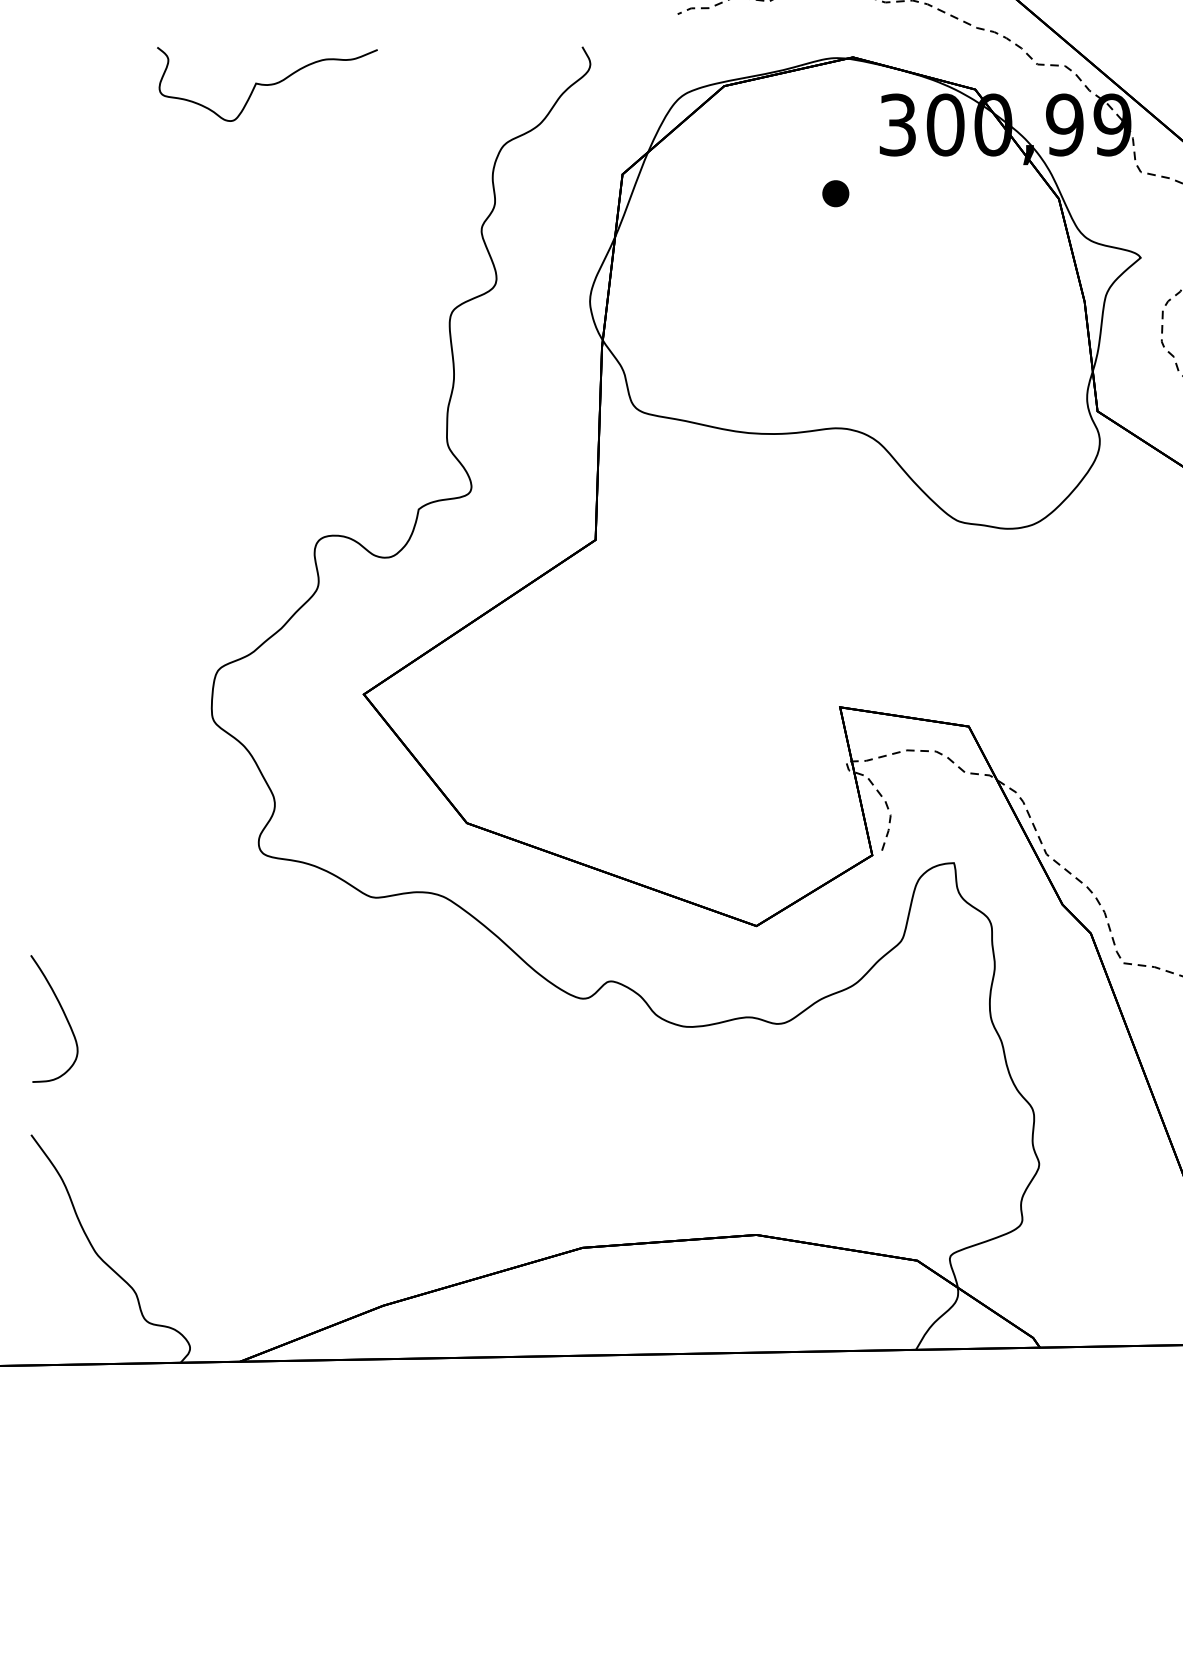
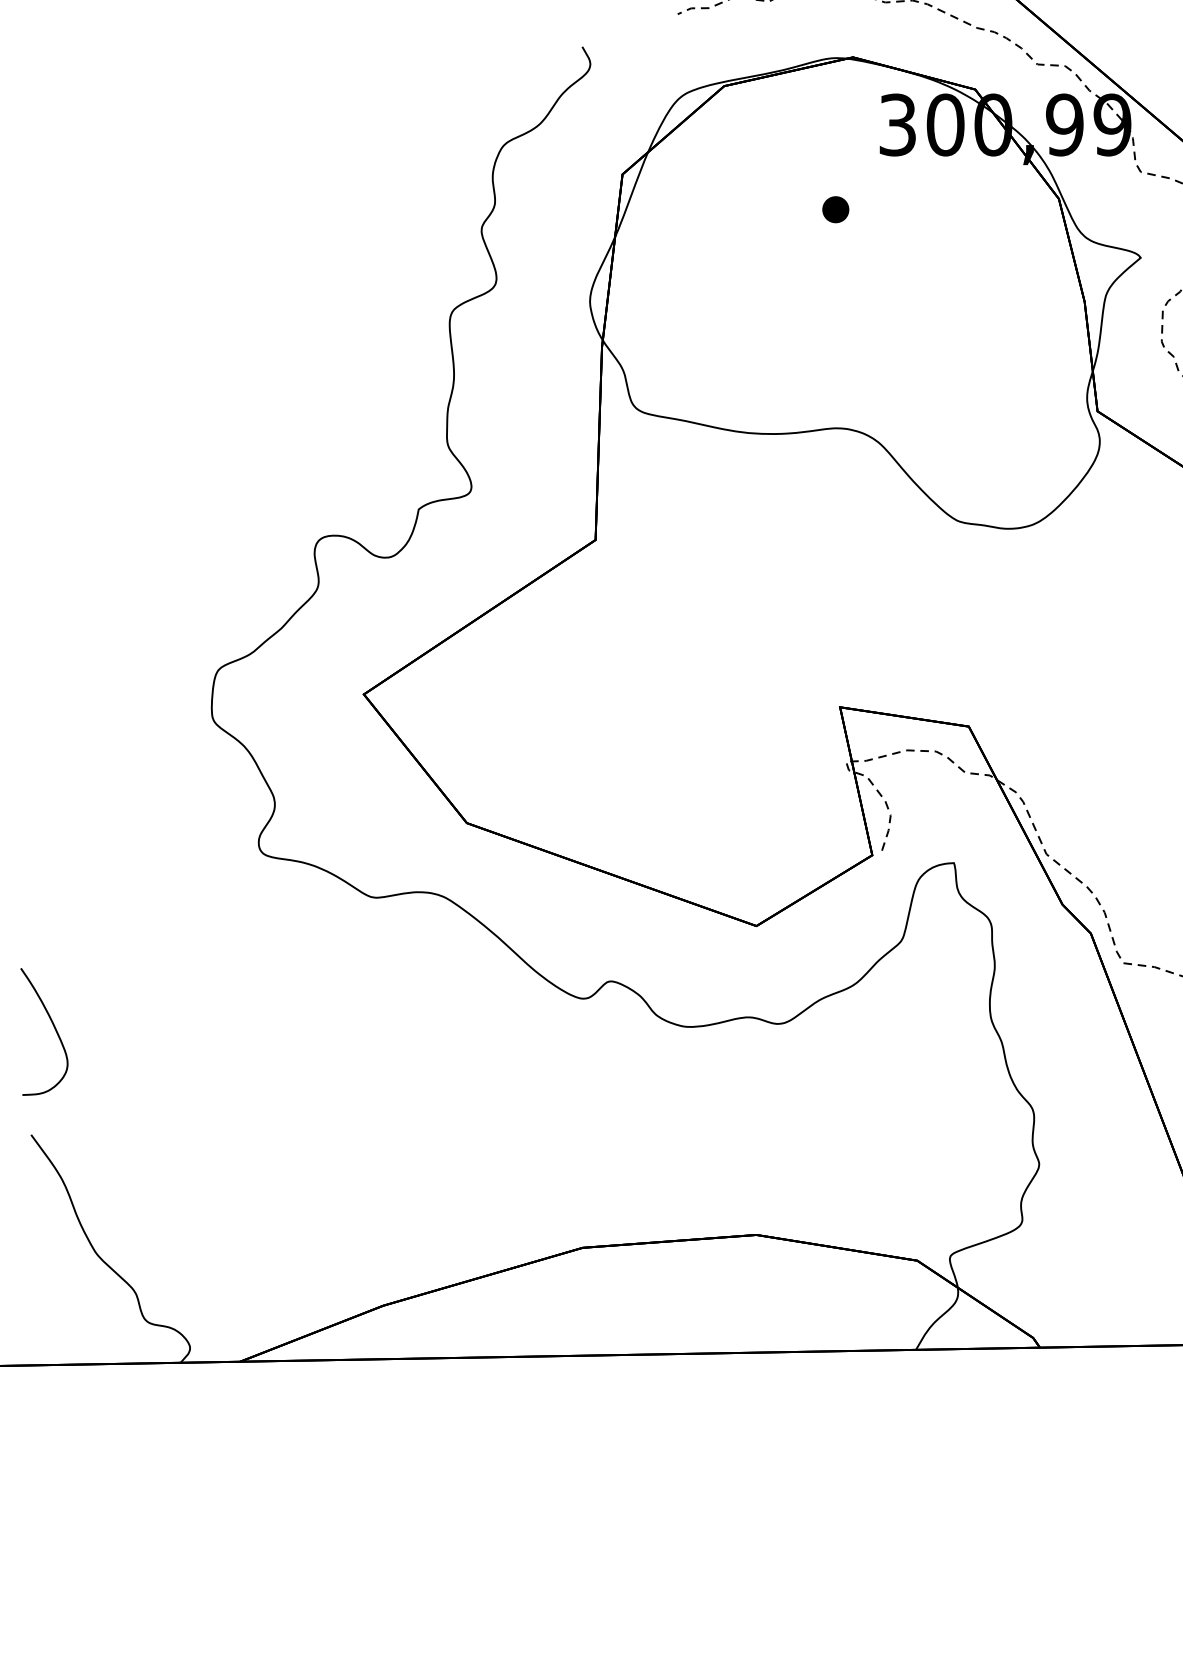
curve: present -> none (267, 84)
part position: (835, 193) -> (835, 209) (835, 209)
curve position: (63, 1014) -> (53, 1027) (53, 1027)
